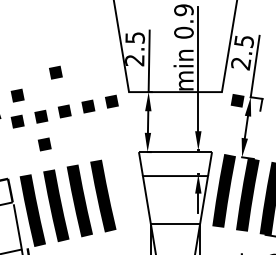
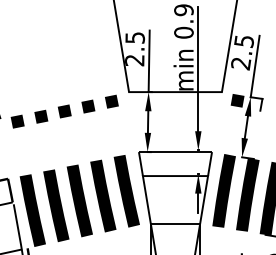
line: present -> none (55, 72)
line: present -> none (17, 95)
line: present -> none (44, 144)
curve: none -> present (126, 191)
